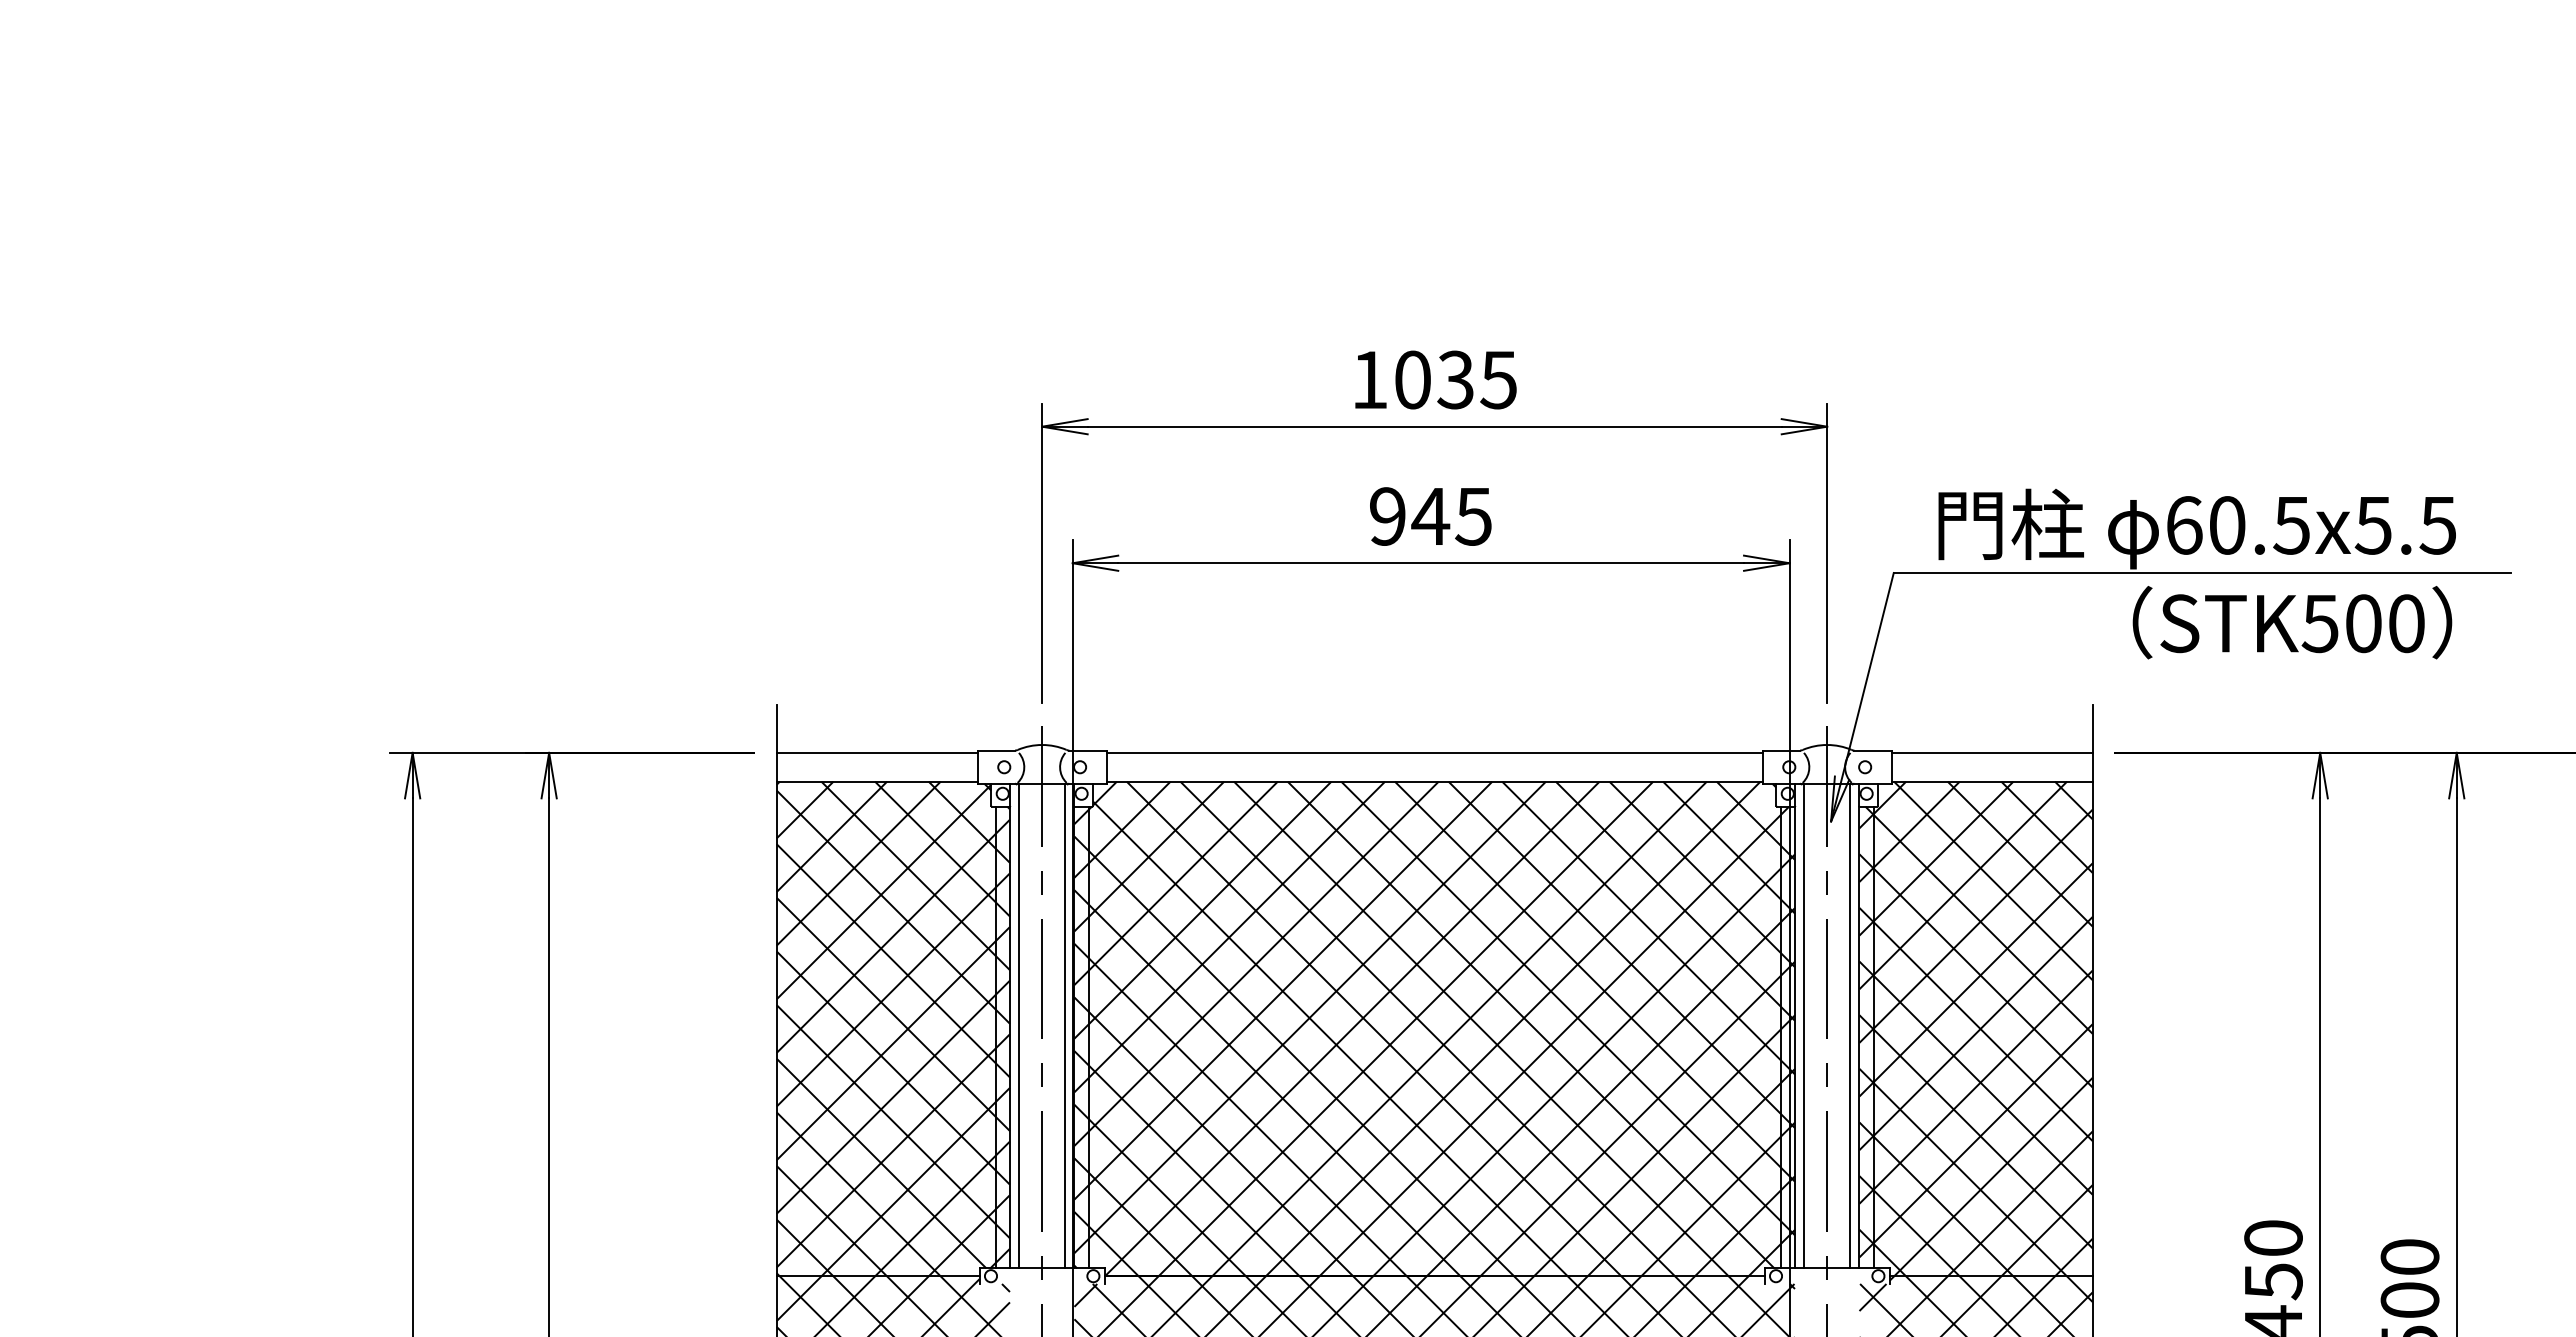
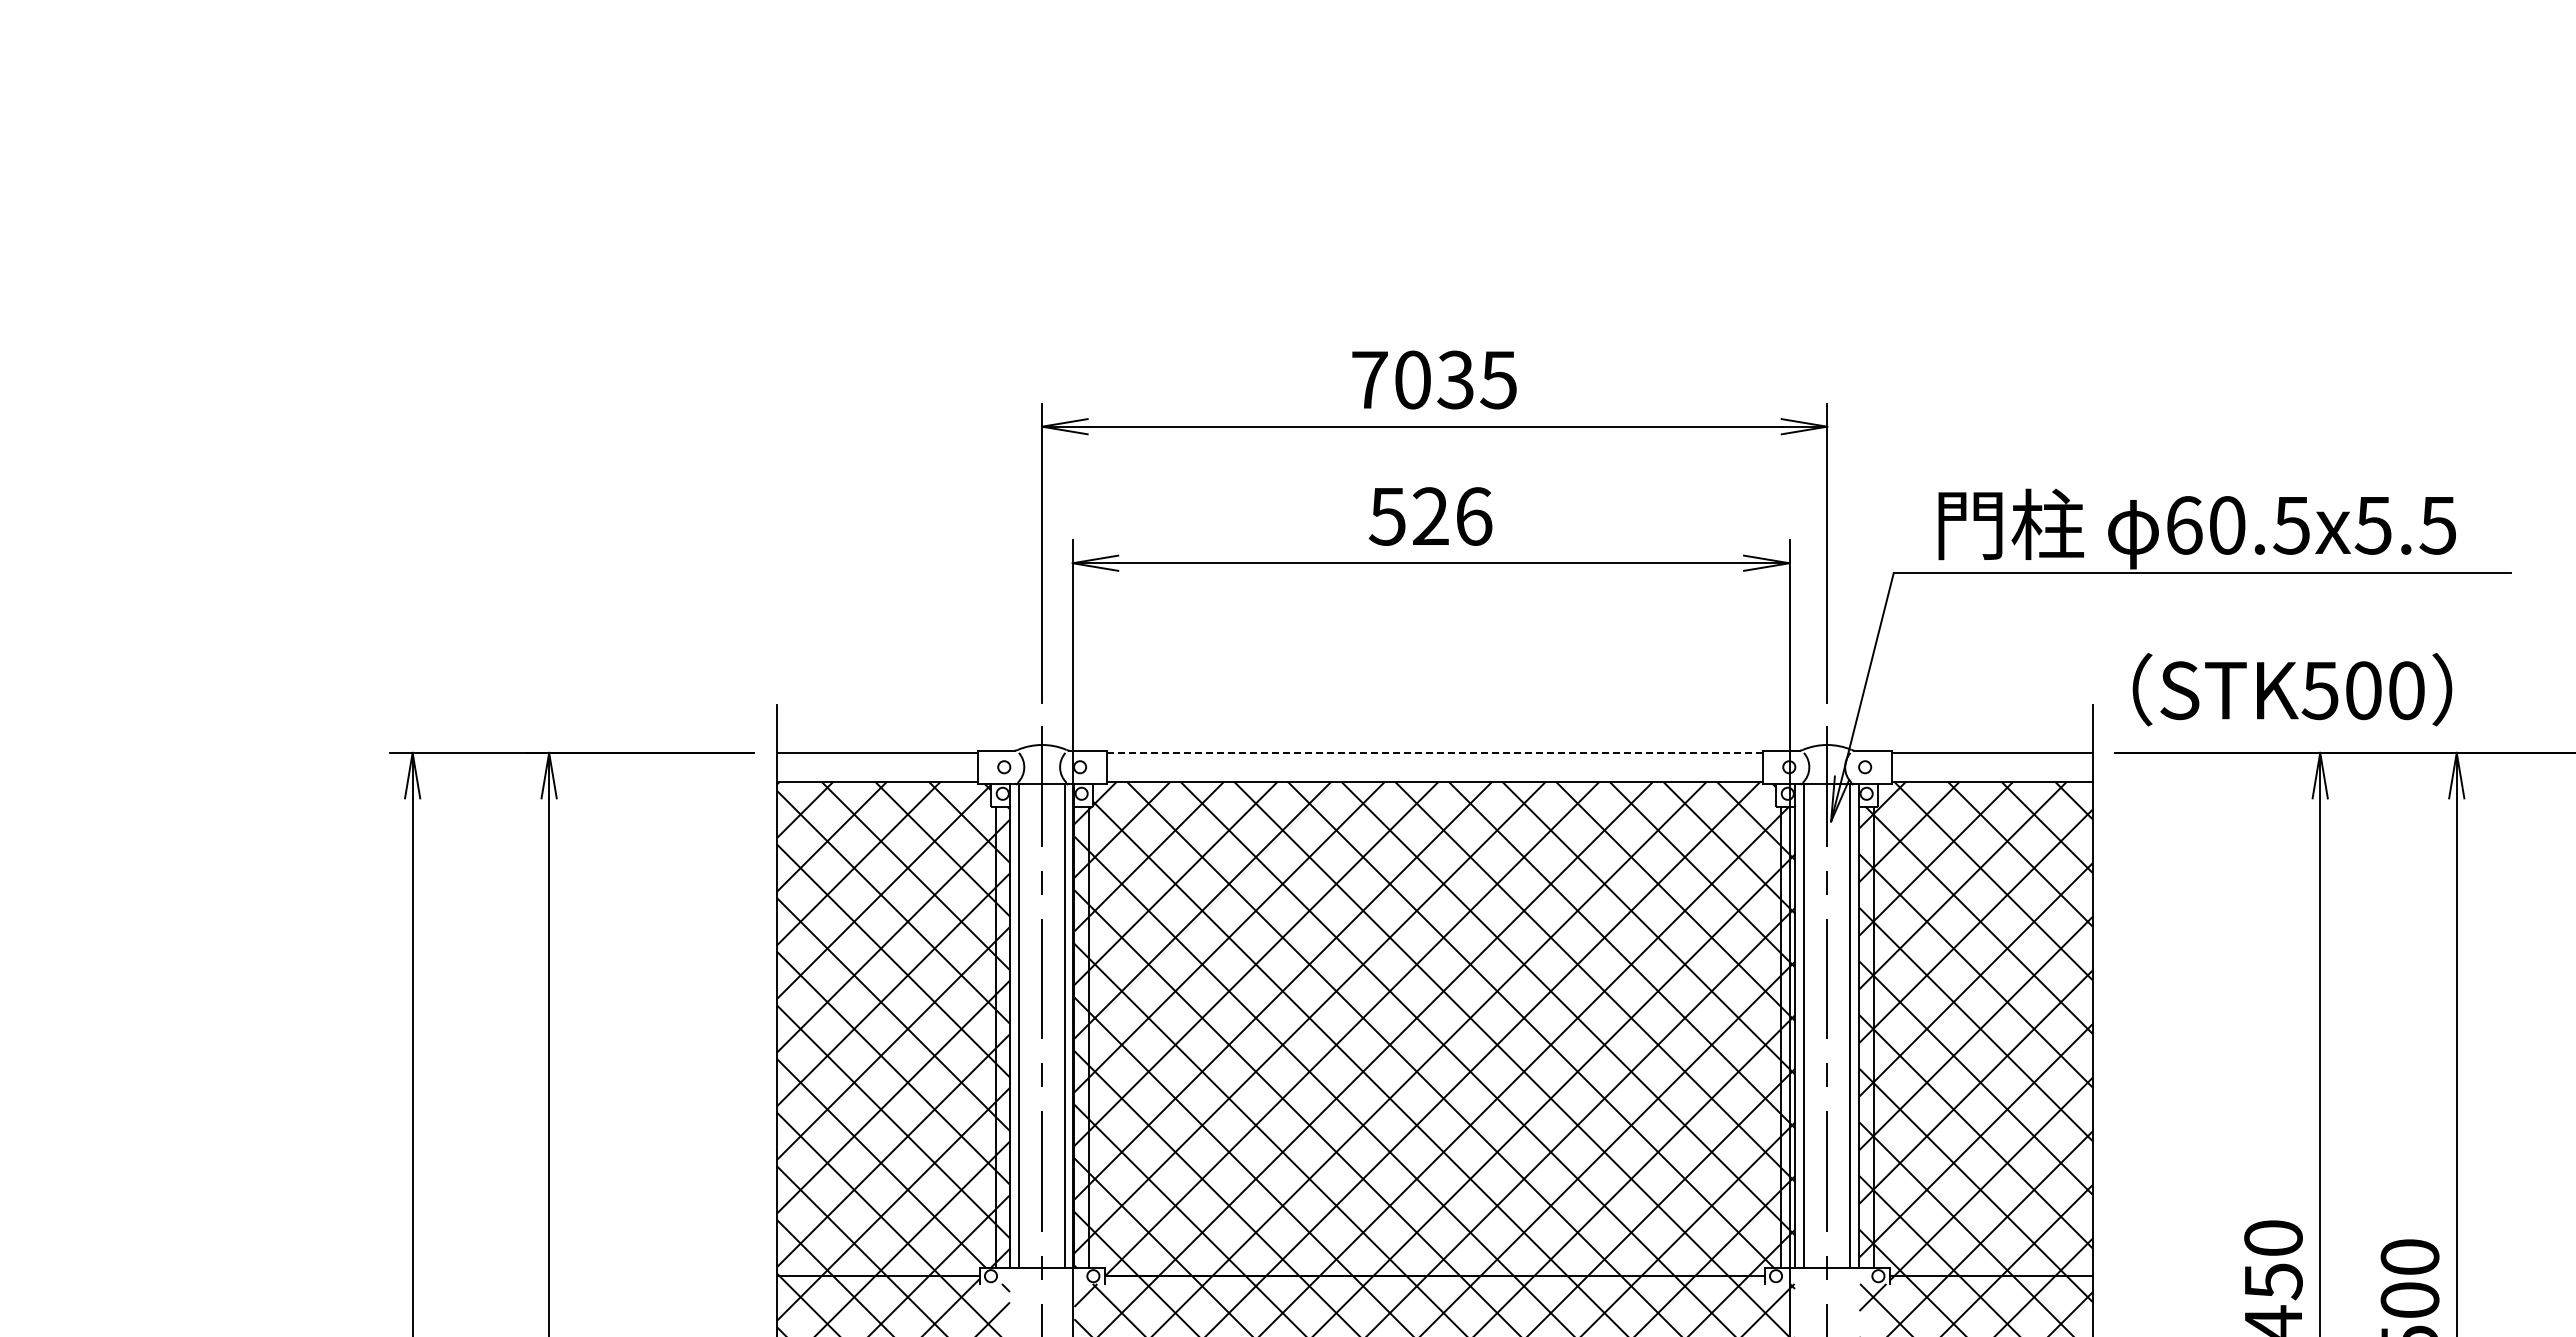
text: 1035 -> 7035 (1369, 379)
text: 945 -> 526 (1430, 516)
text position: (2292, 622) -> (2292, 689) (2292, 689)
line: solid -> dashed (1435, 752)
